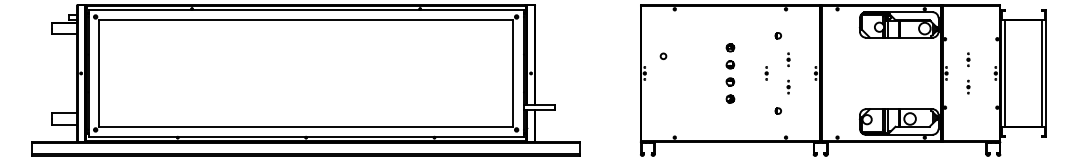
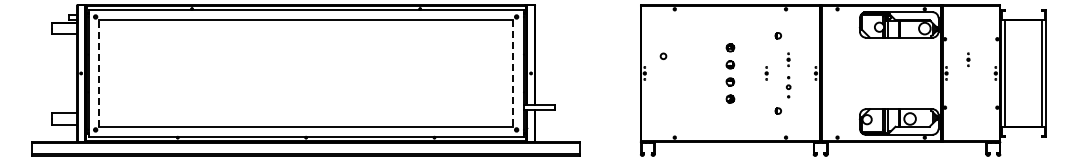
line: solid -> dashed (99, 72)
line: solid -> dashed (513, 73)
part size: 5x16 px -> 7x23 px (788, 87)
part: present -> none (968, 86)
